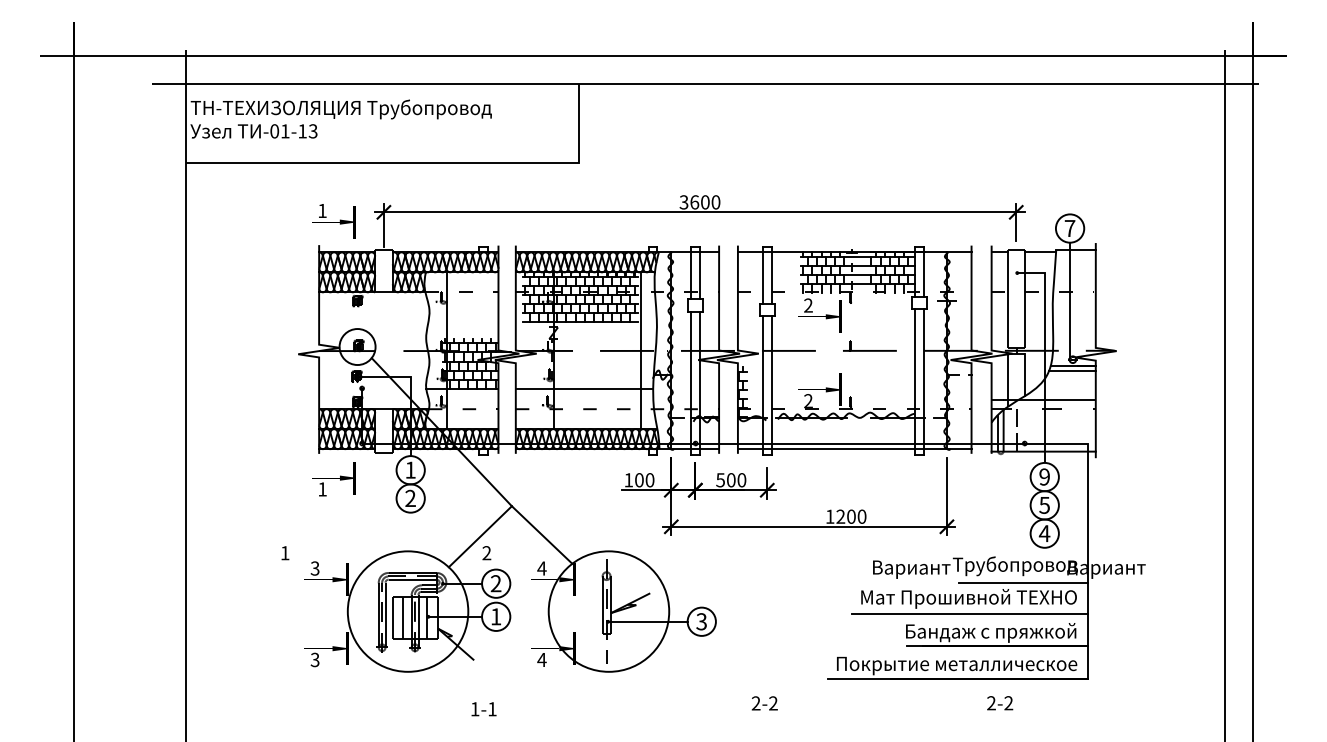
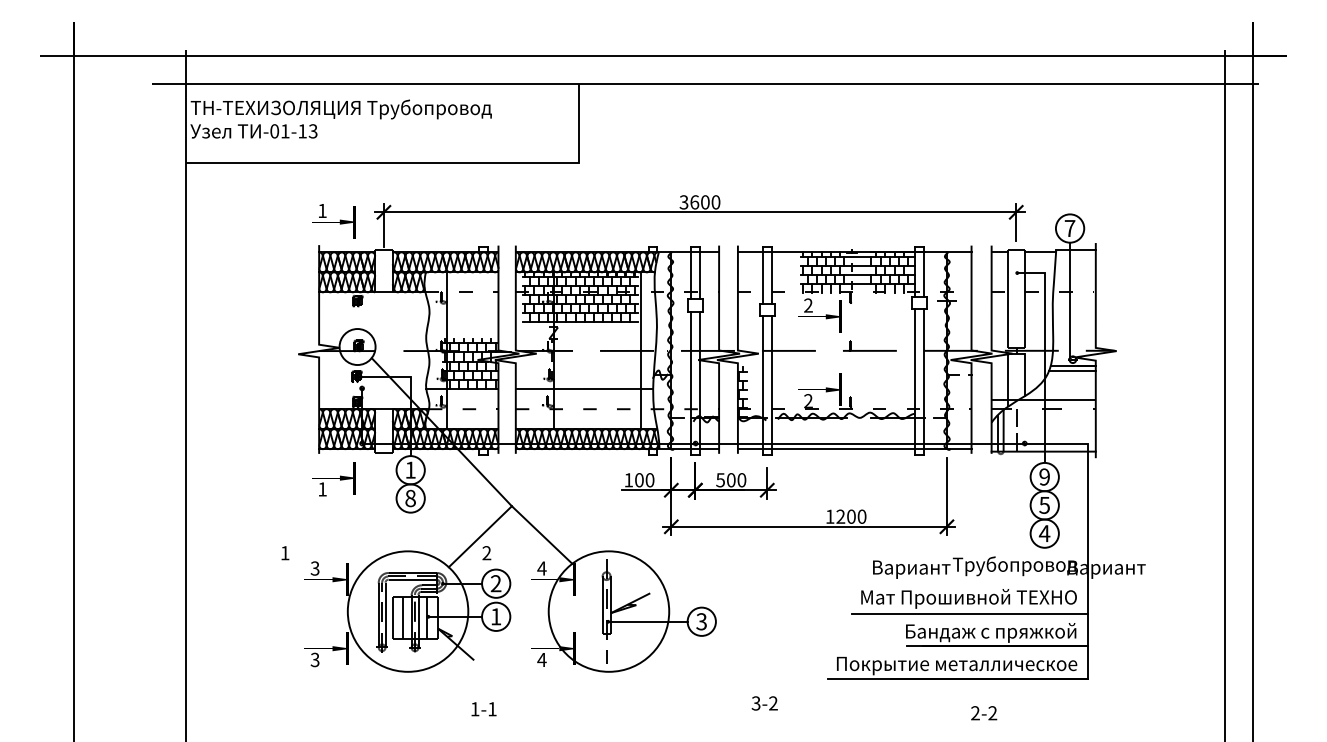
text: 2 -> 8 (410, 498)
line: present -> none (1022, 582)
text: 2-2 -> 3-2 (755, 703)
text position: (1000, 703) -> (984, 713) (984, 713)
